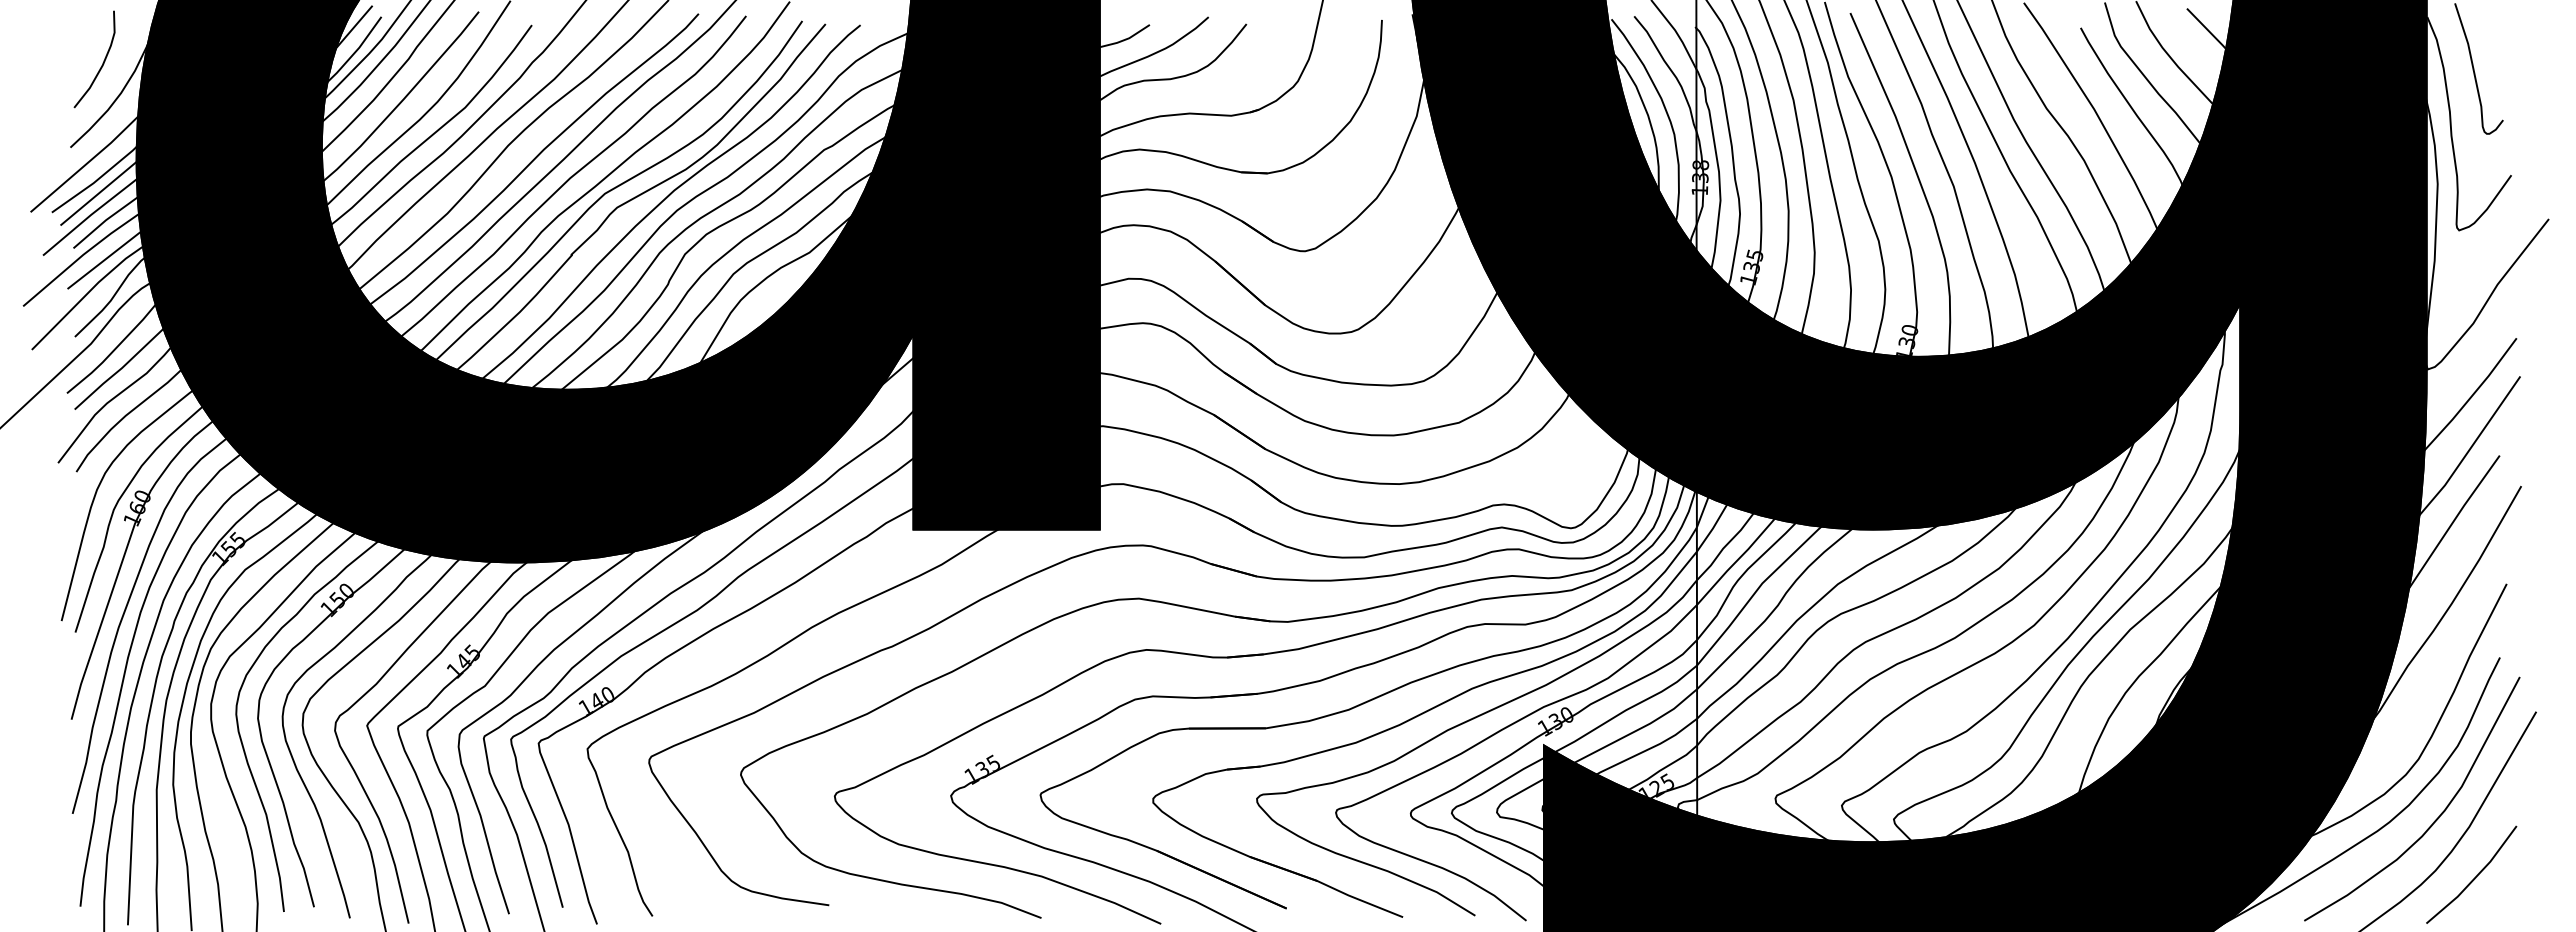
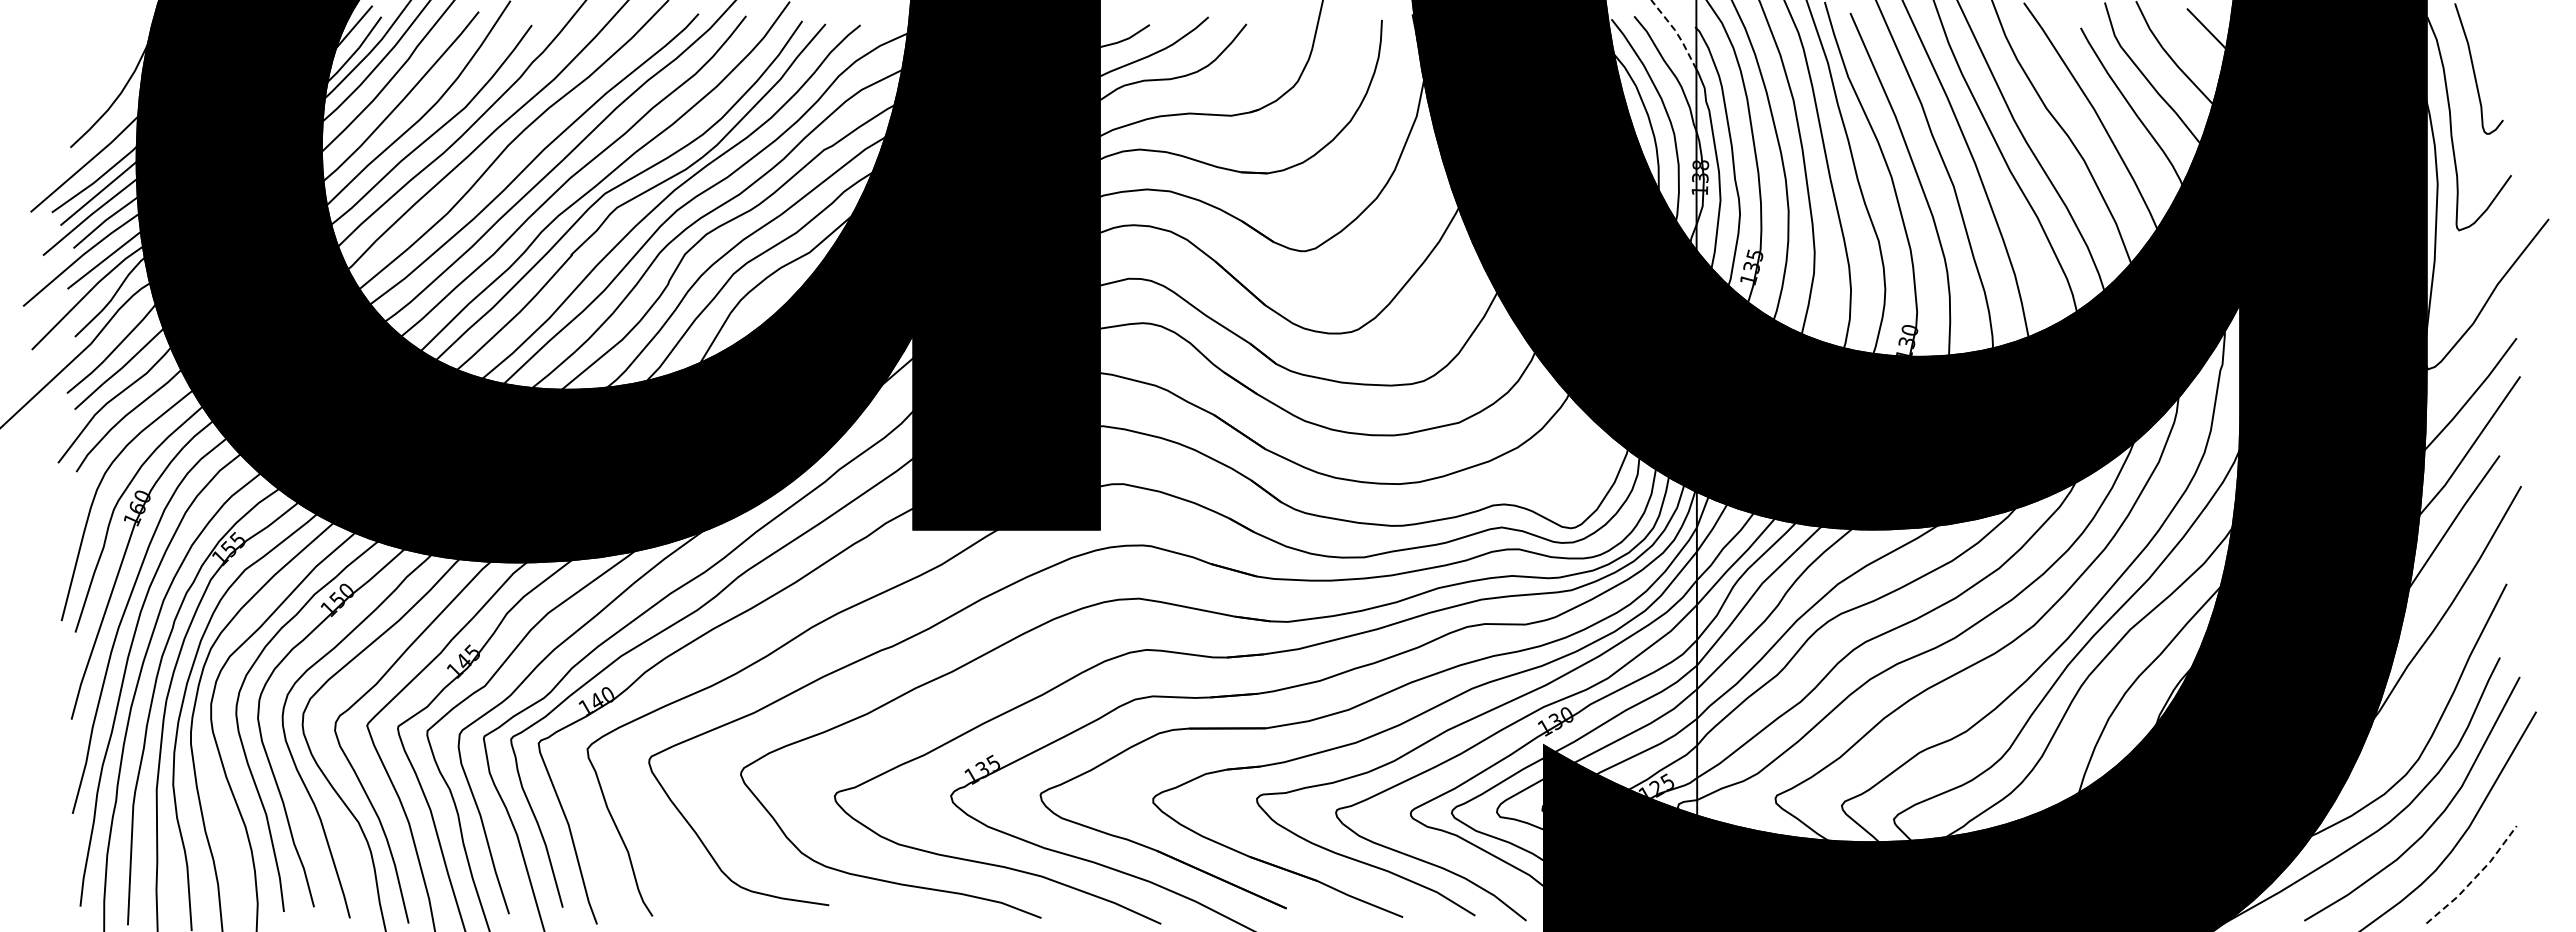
line: solid -> dashed (1677, 33)
curve: present -> none (102, 63)
line: solid -> dashed (2475, 877)
